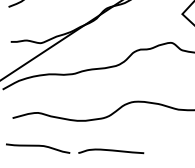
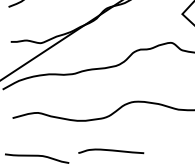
curve position: (38, 146) -> (37, 156) (37, 156)
